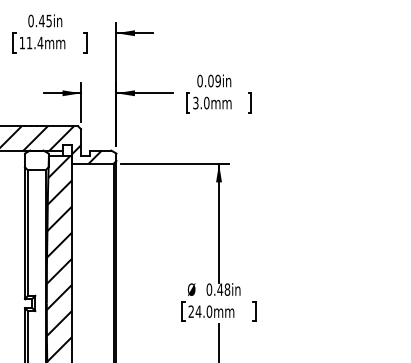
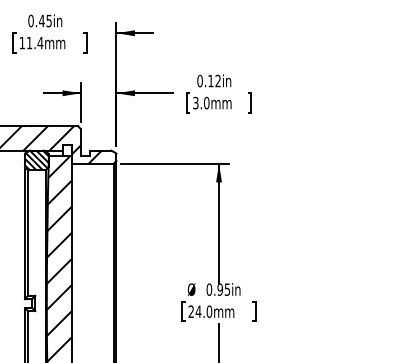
text: 0.09in -> 0.12in (214, 80)
hatch: none -> present (36, 160)
text: 0.48in -> 0.95in (223, 289)
